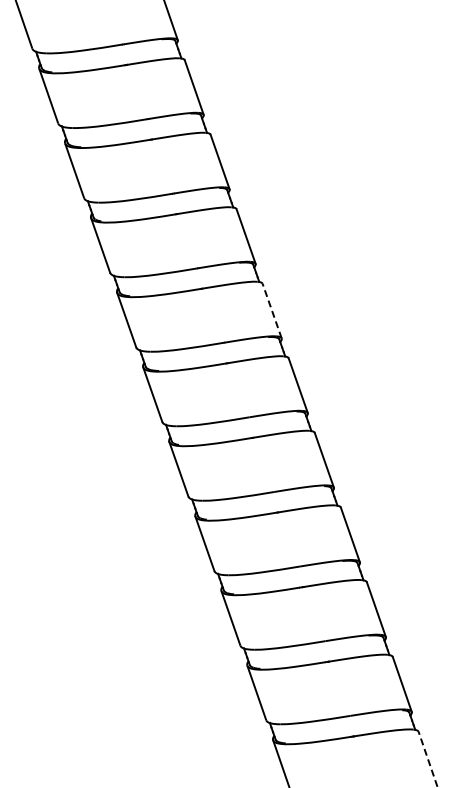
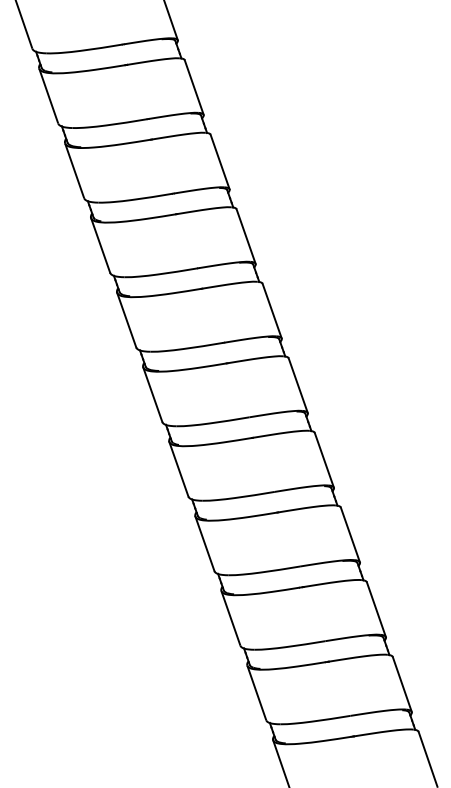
line: dashed -> solid (272, 311)
line: dashed -> solid (427, 758)
